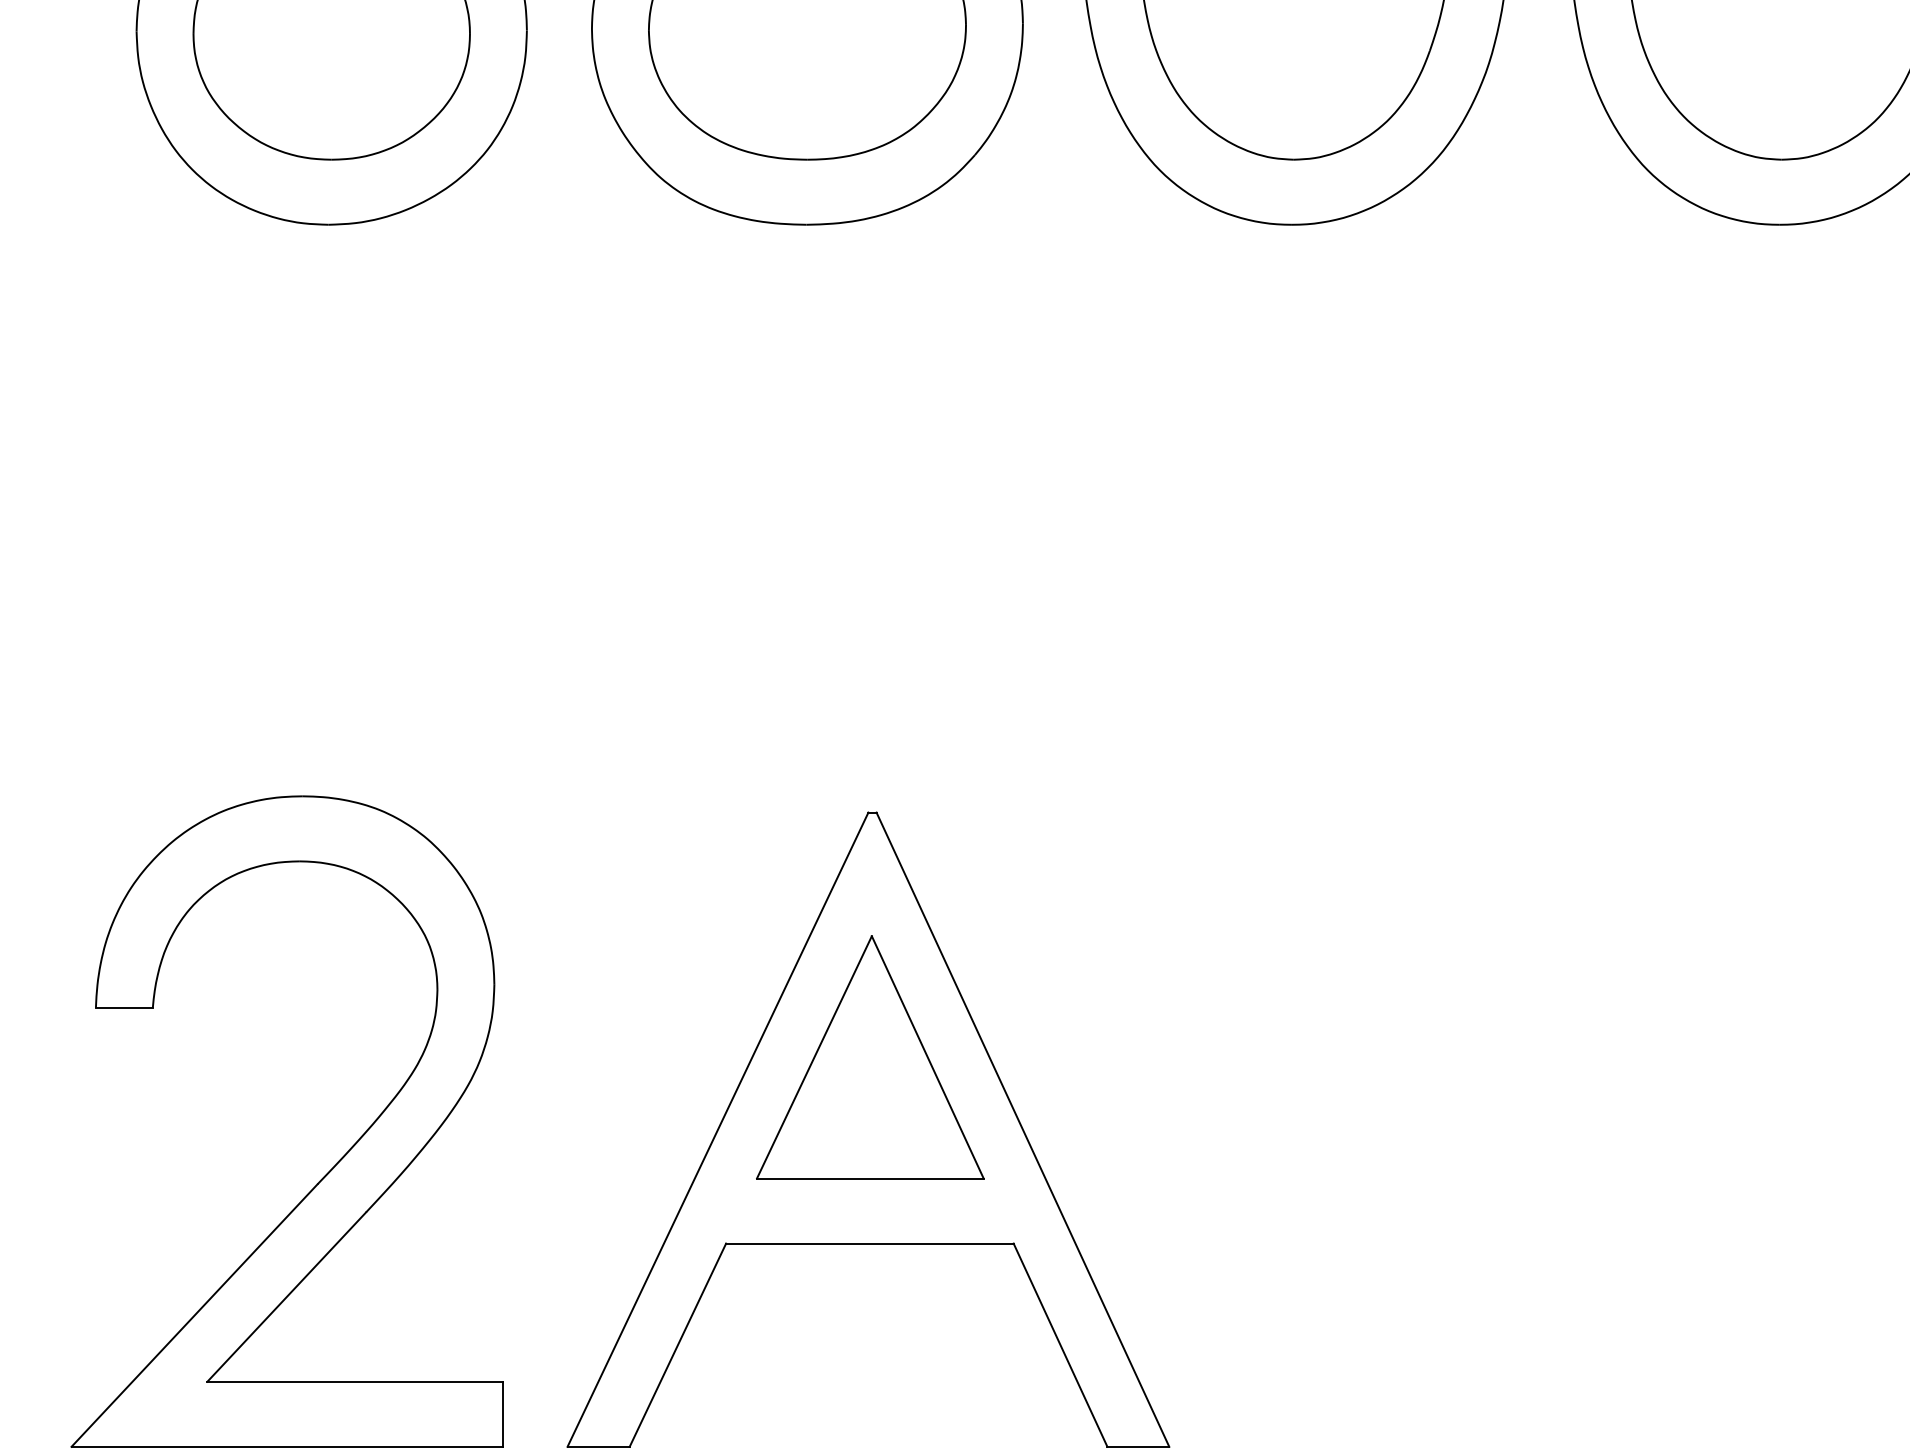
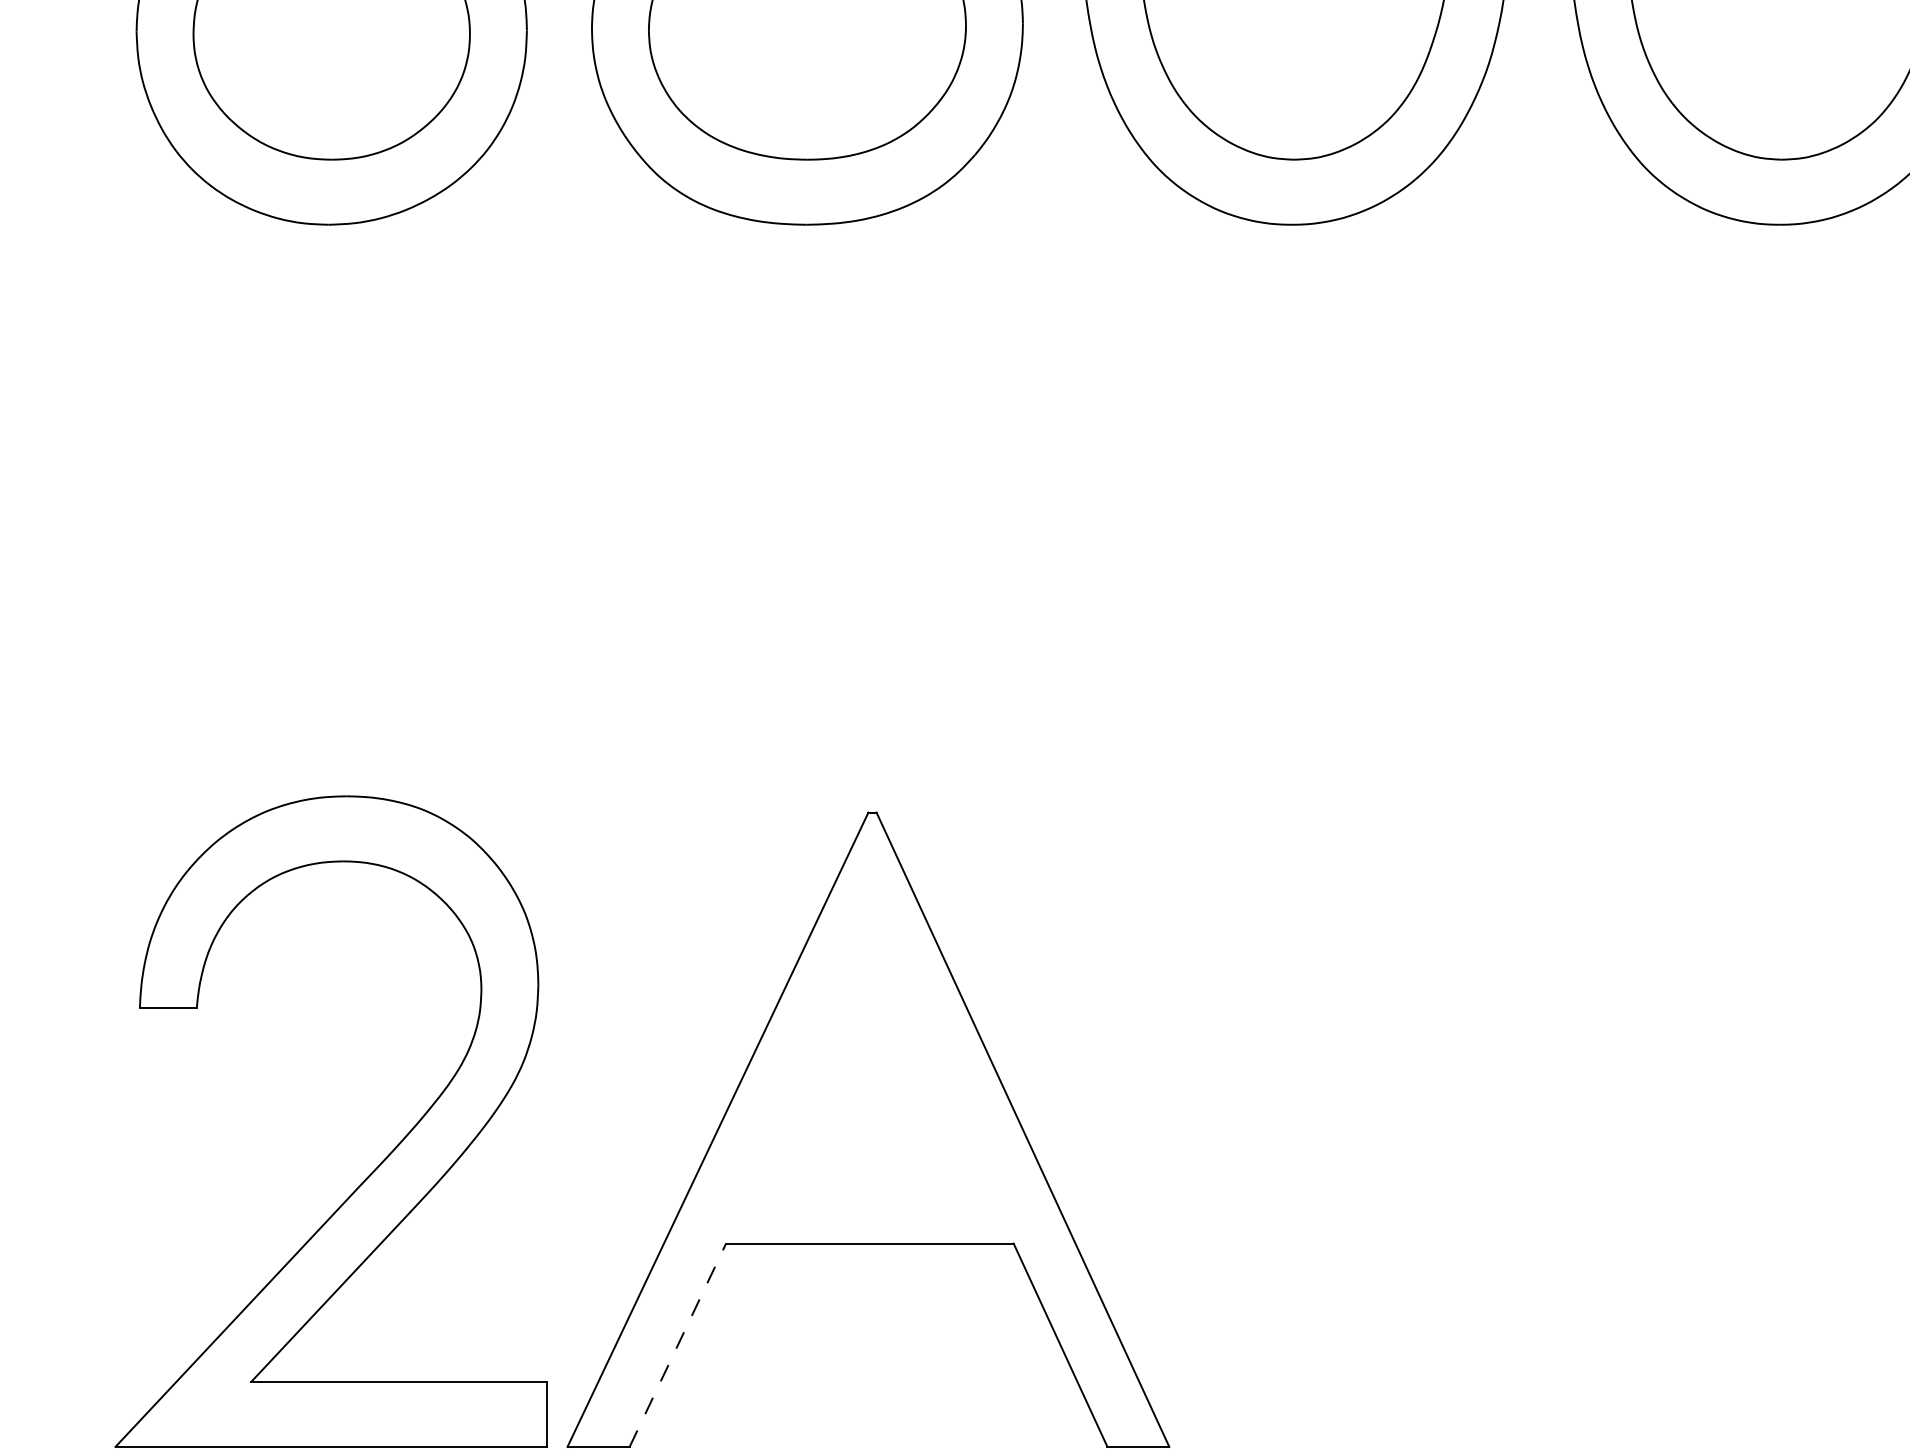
part: present -> none (870, 1057)
part position: (336, 1162) -> (380, 1162) (380, 1162)
line: solid -> dashed (677, 1345)
